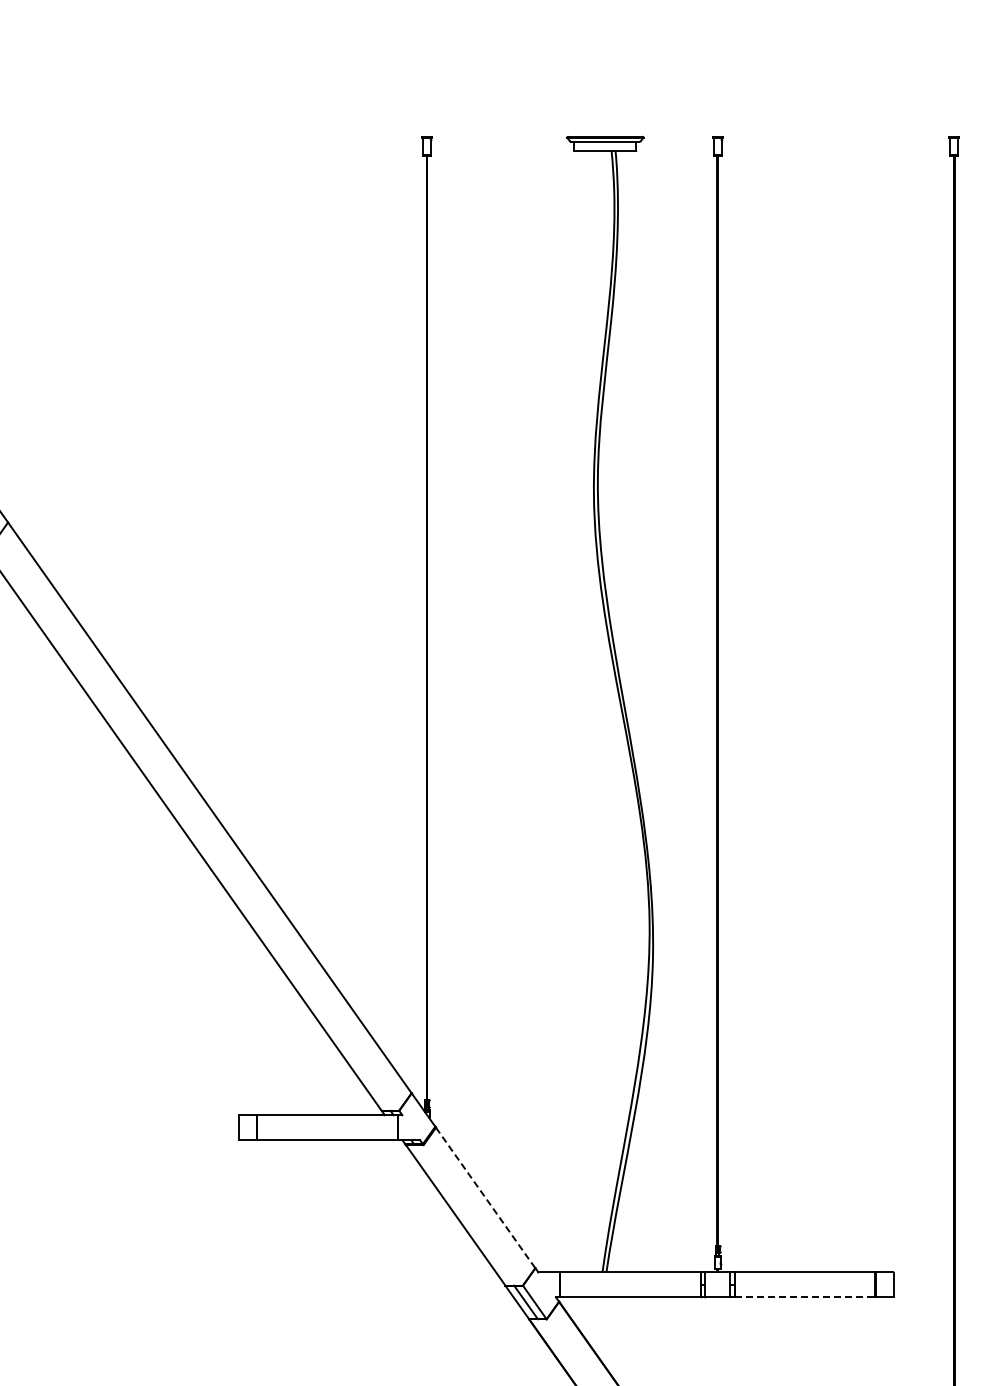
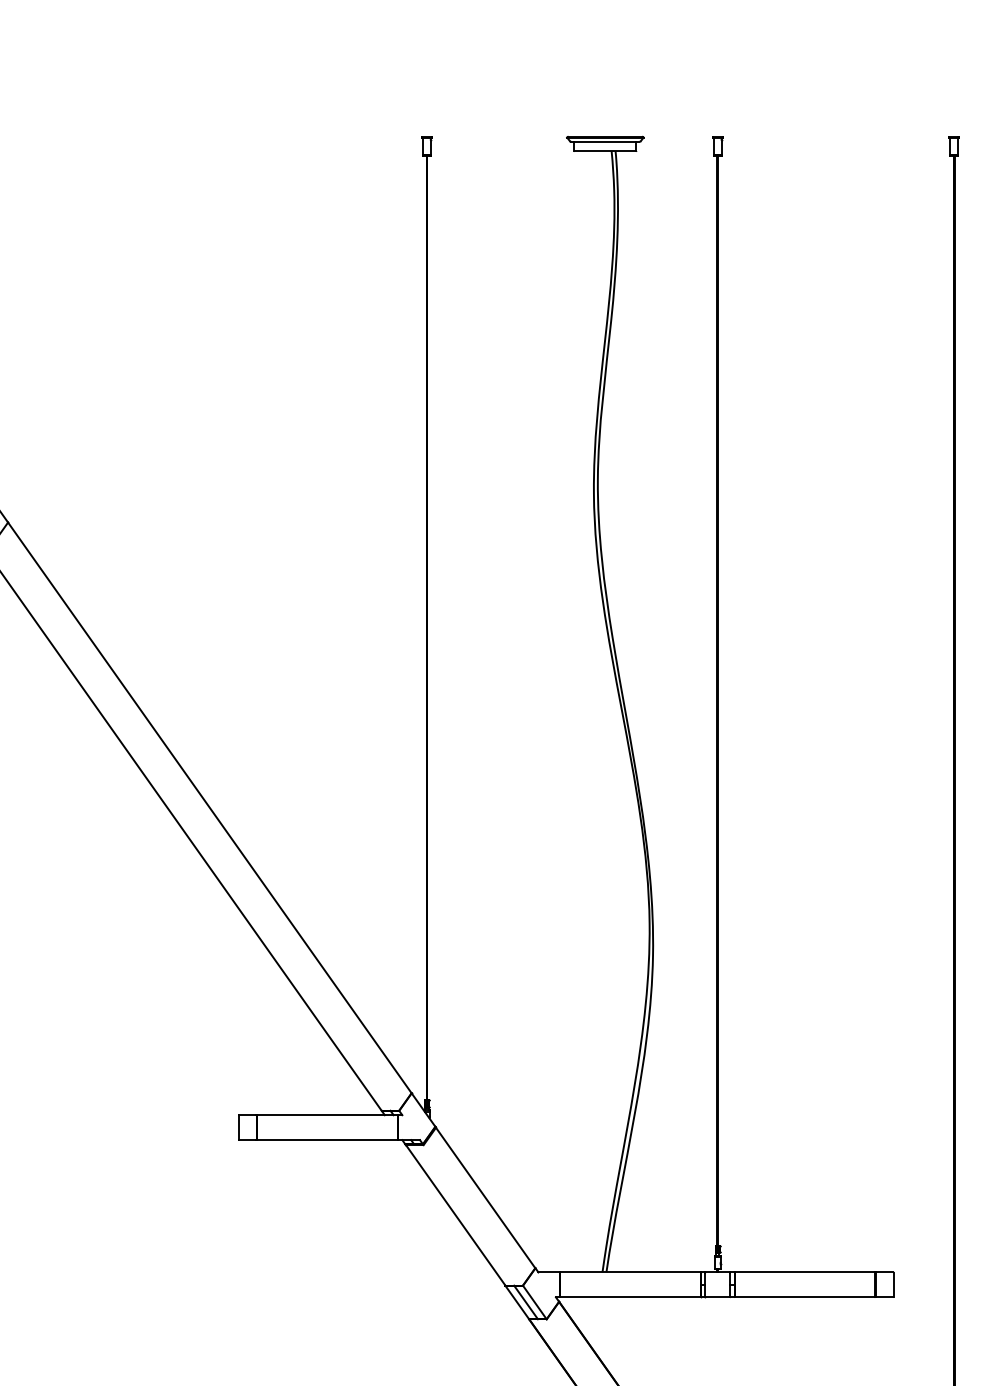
line: dashed -> solid (485, 1197)
line: dashed -> solid (805, 1297)
